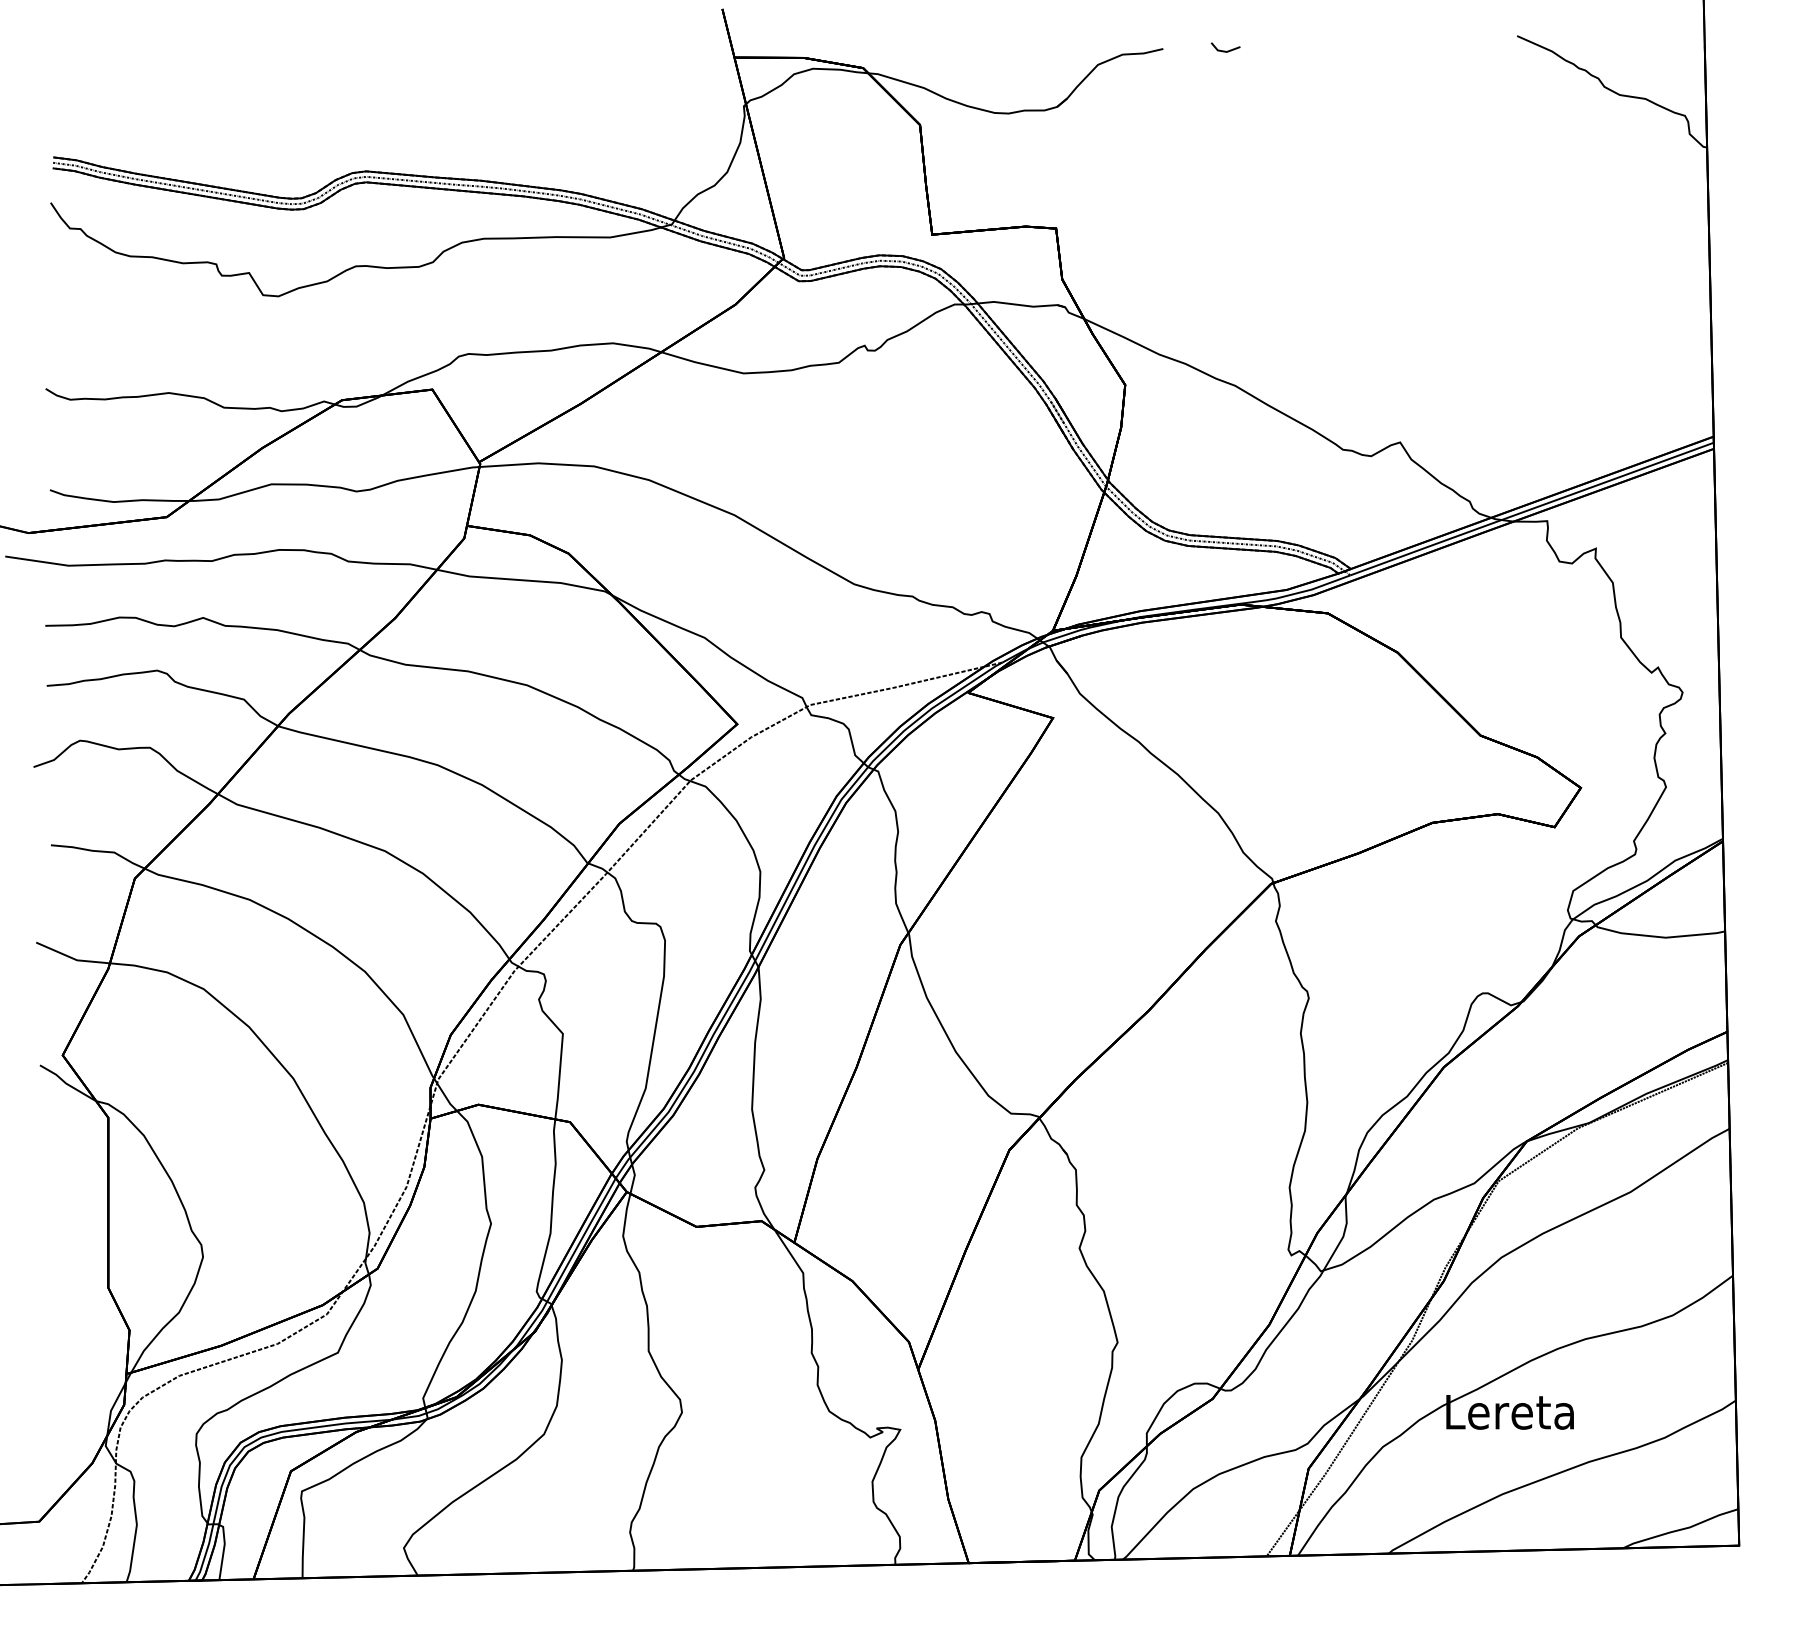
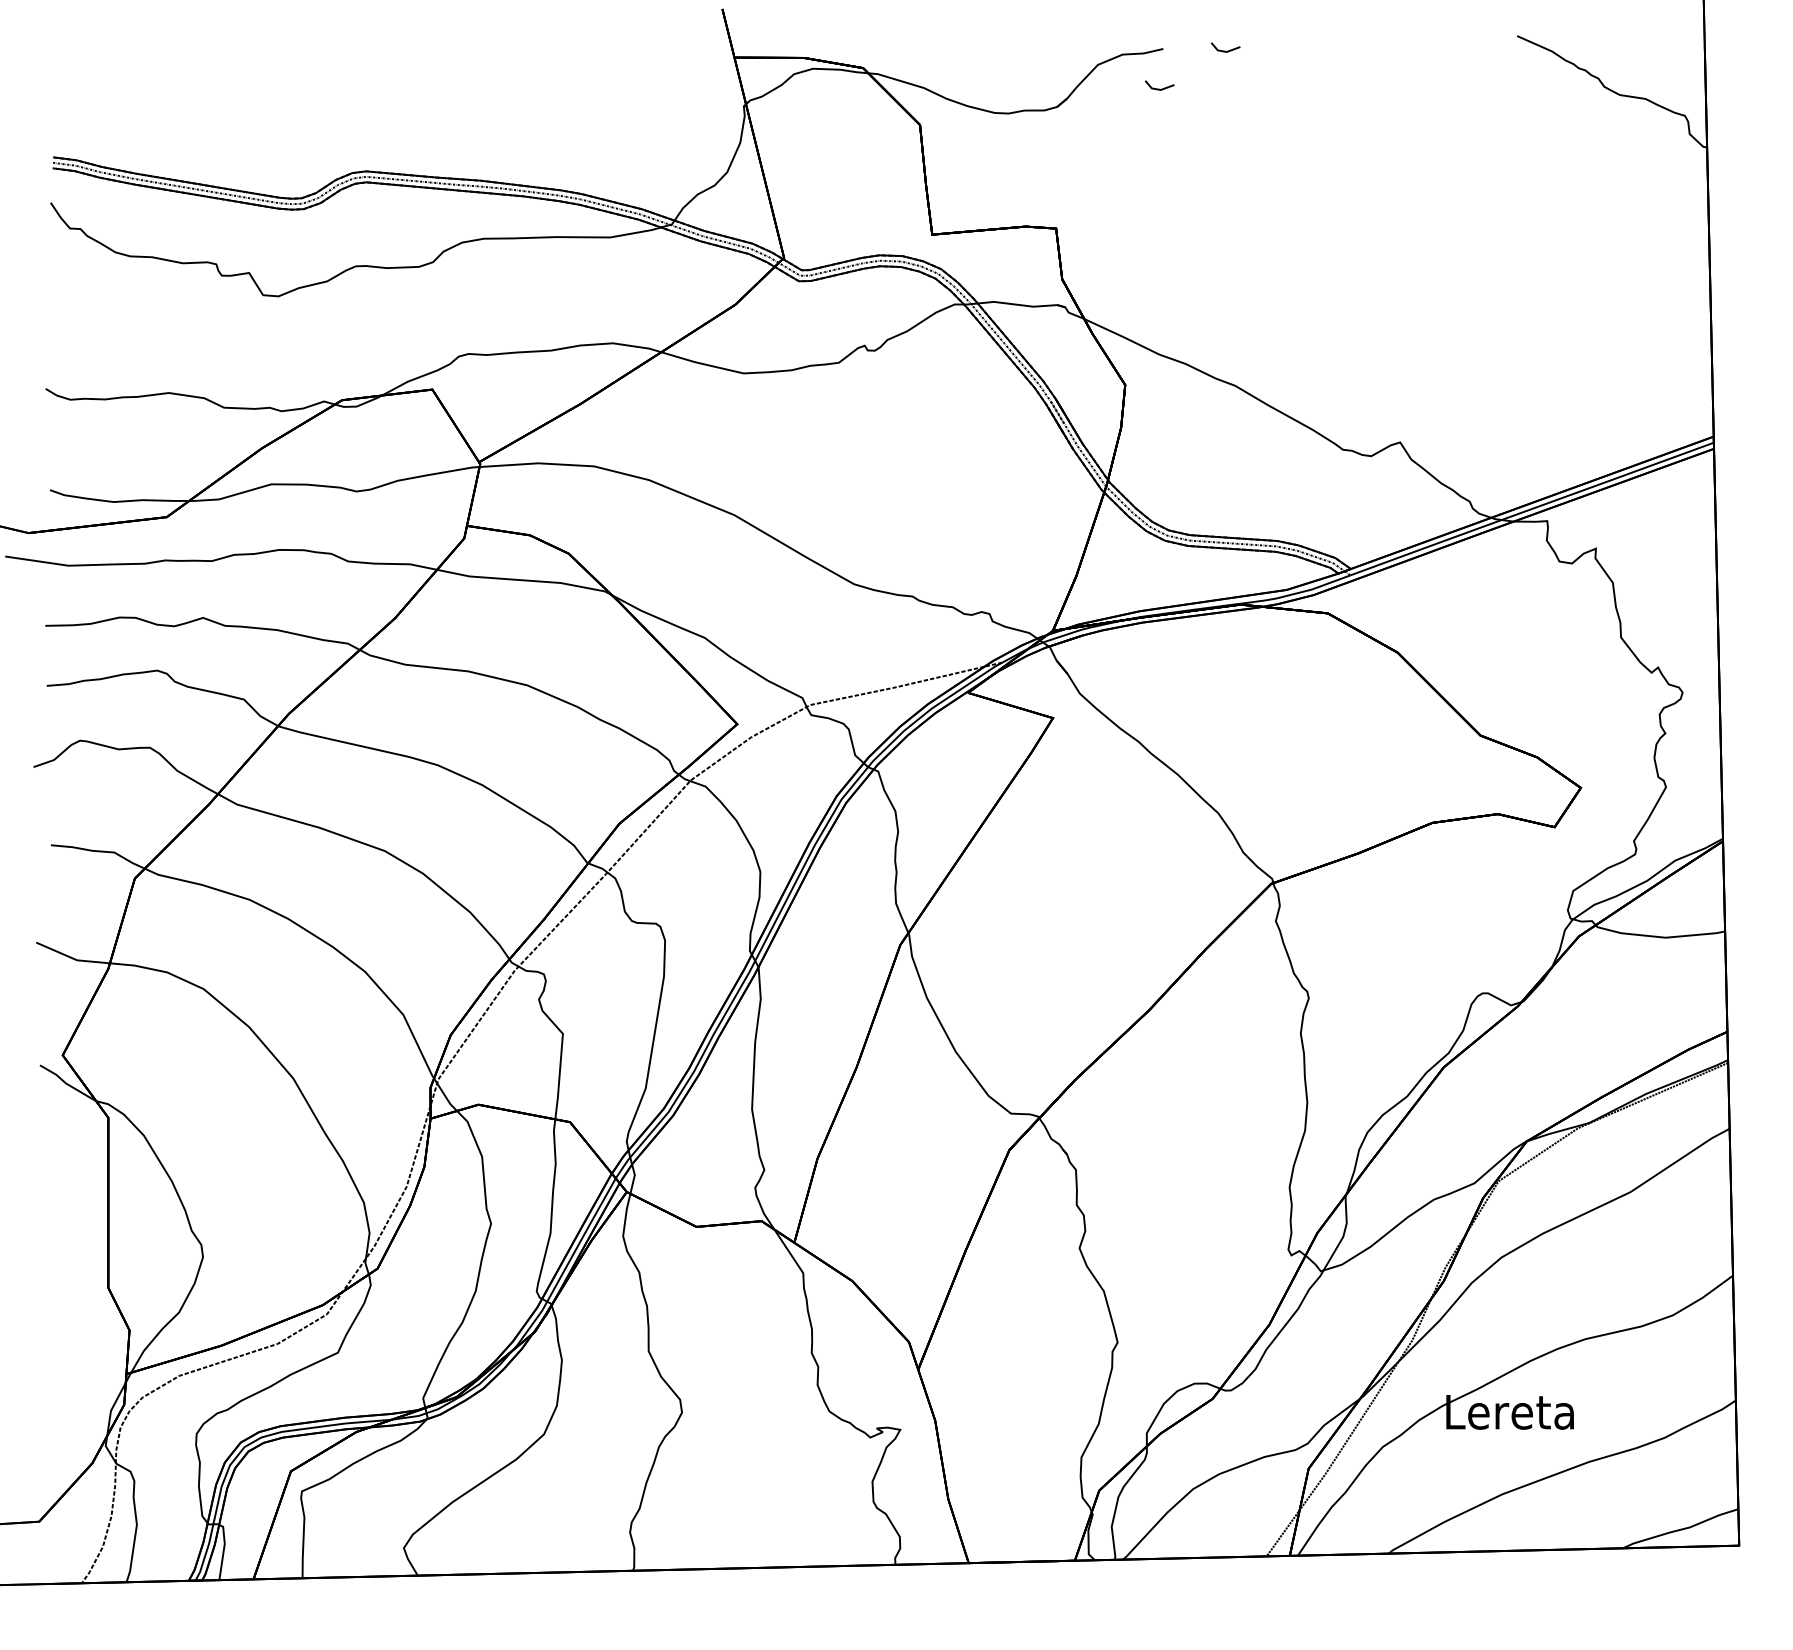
line: none -> present (1159, 88)
